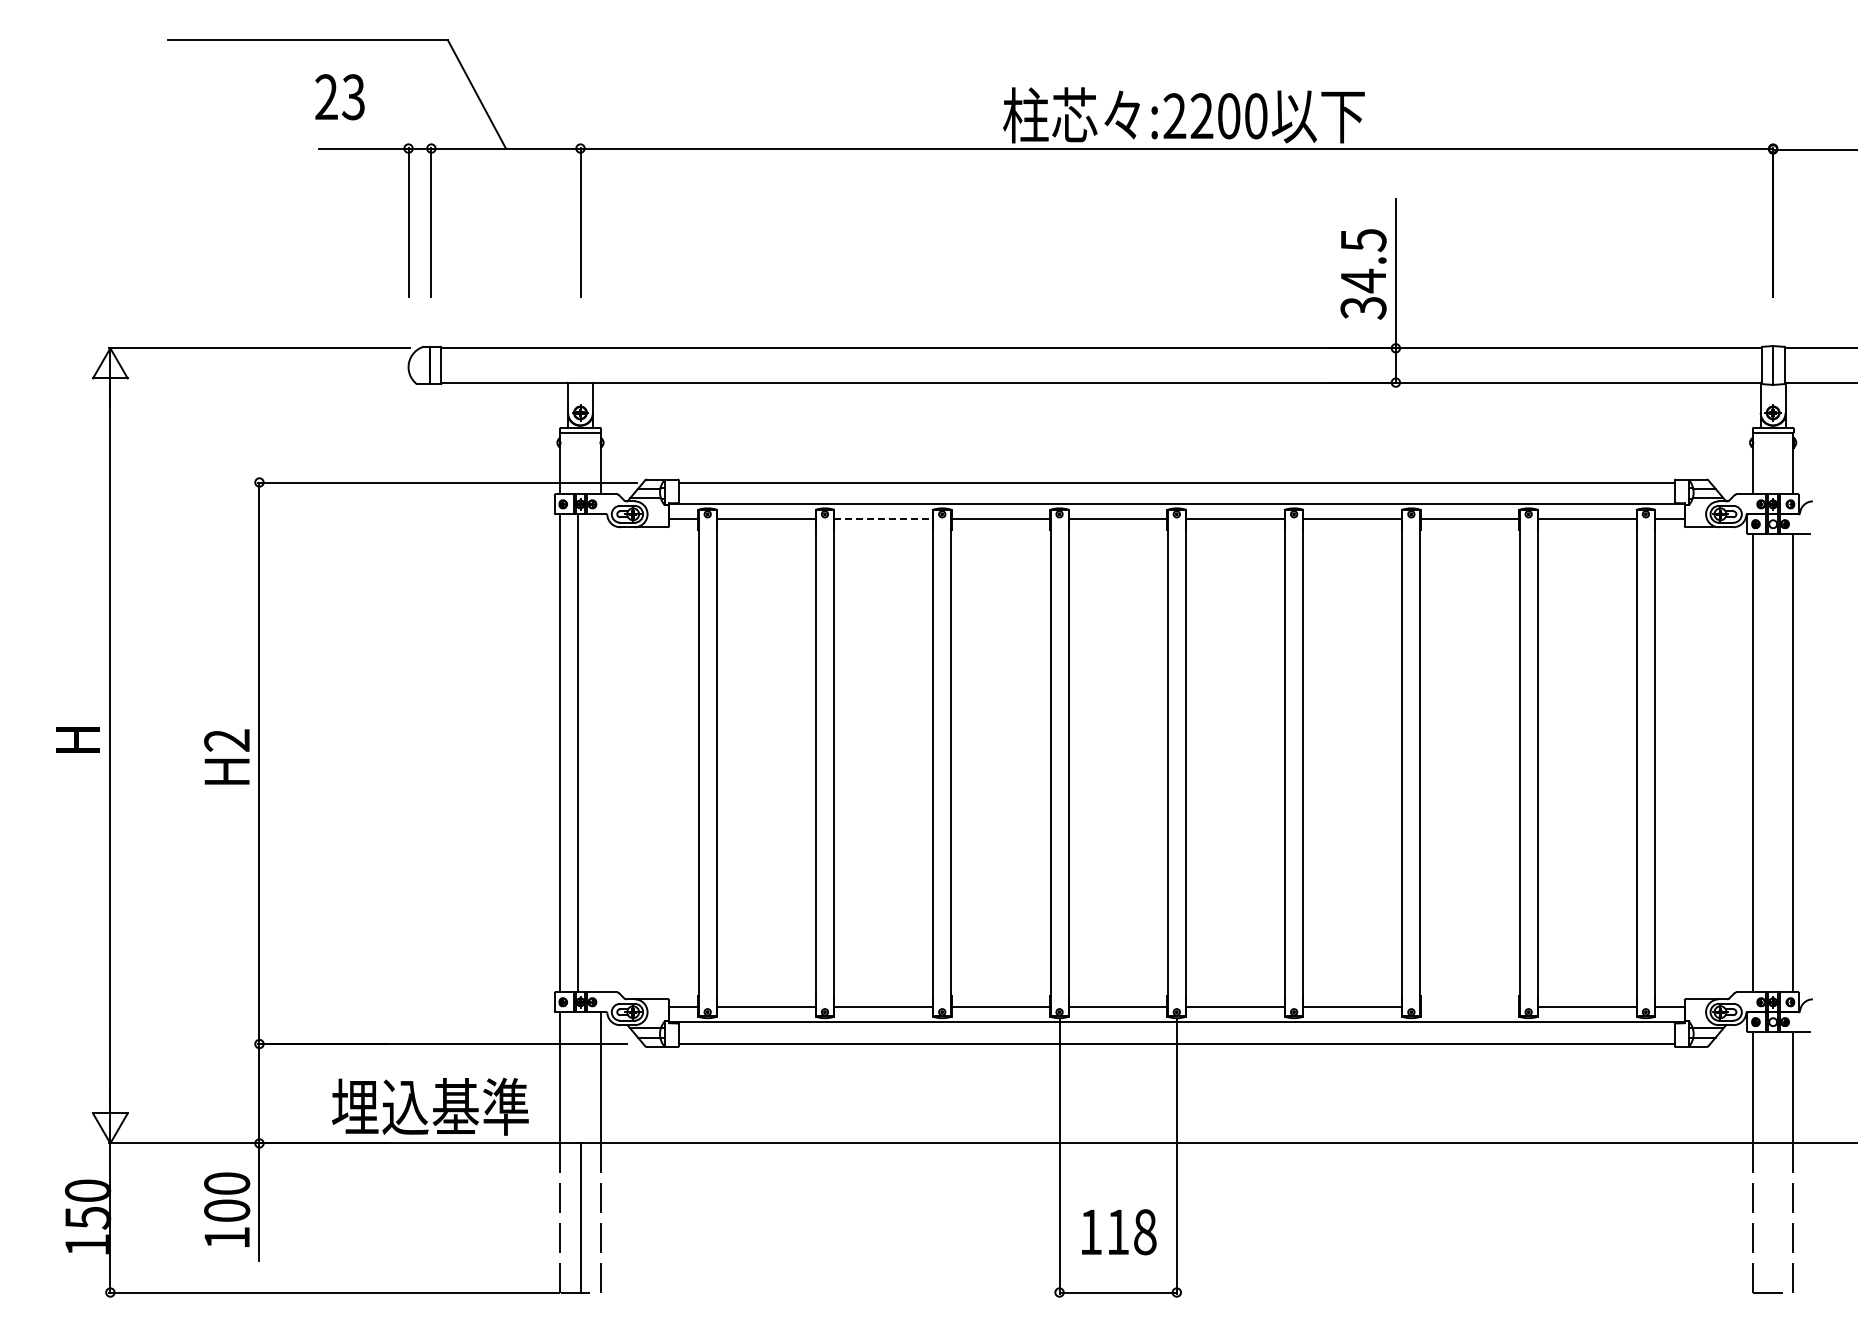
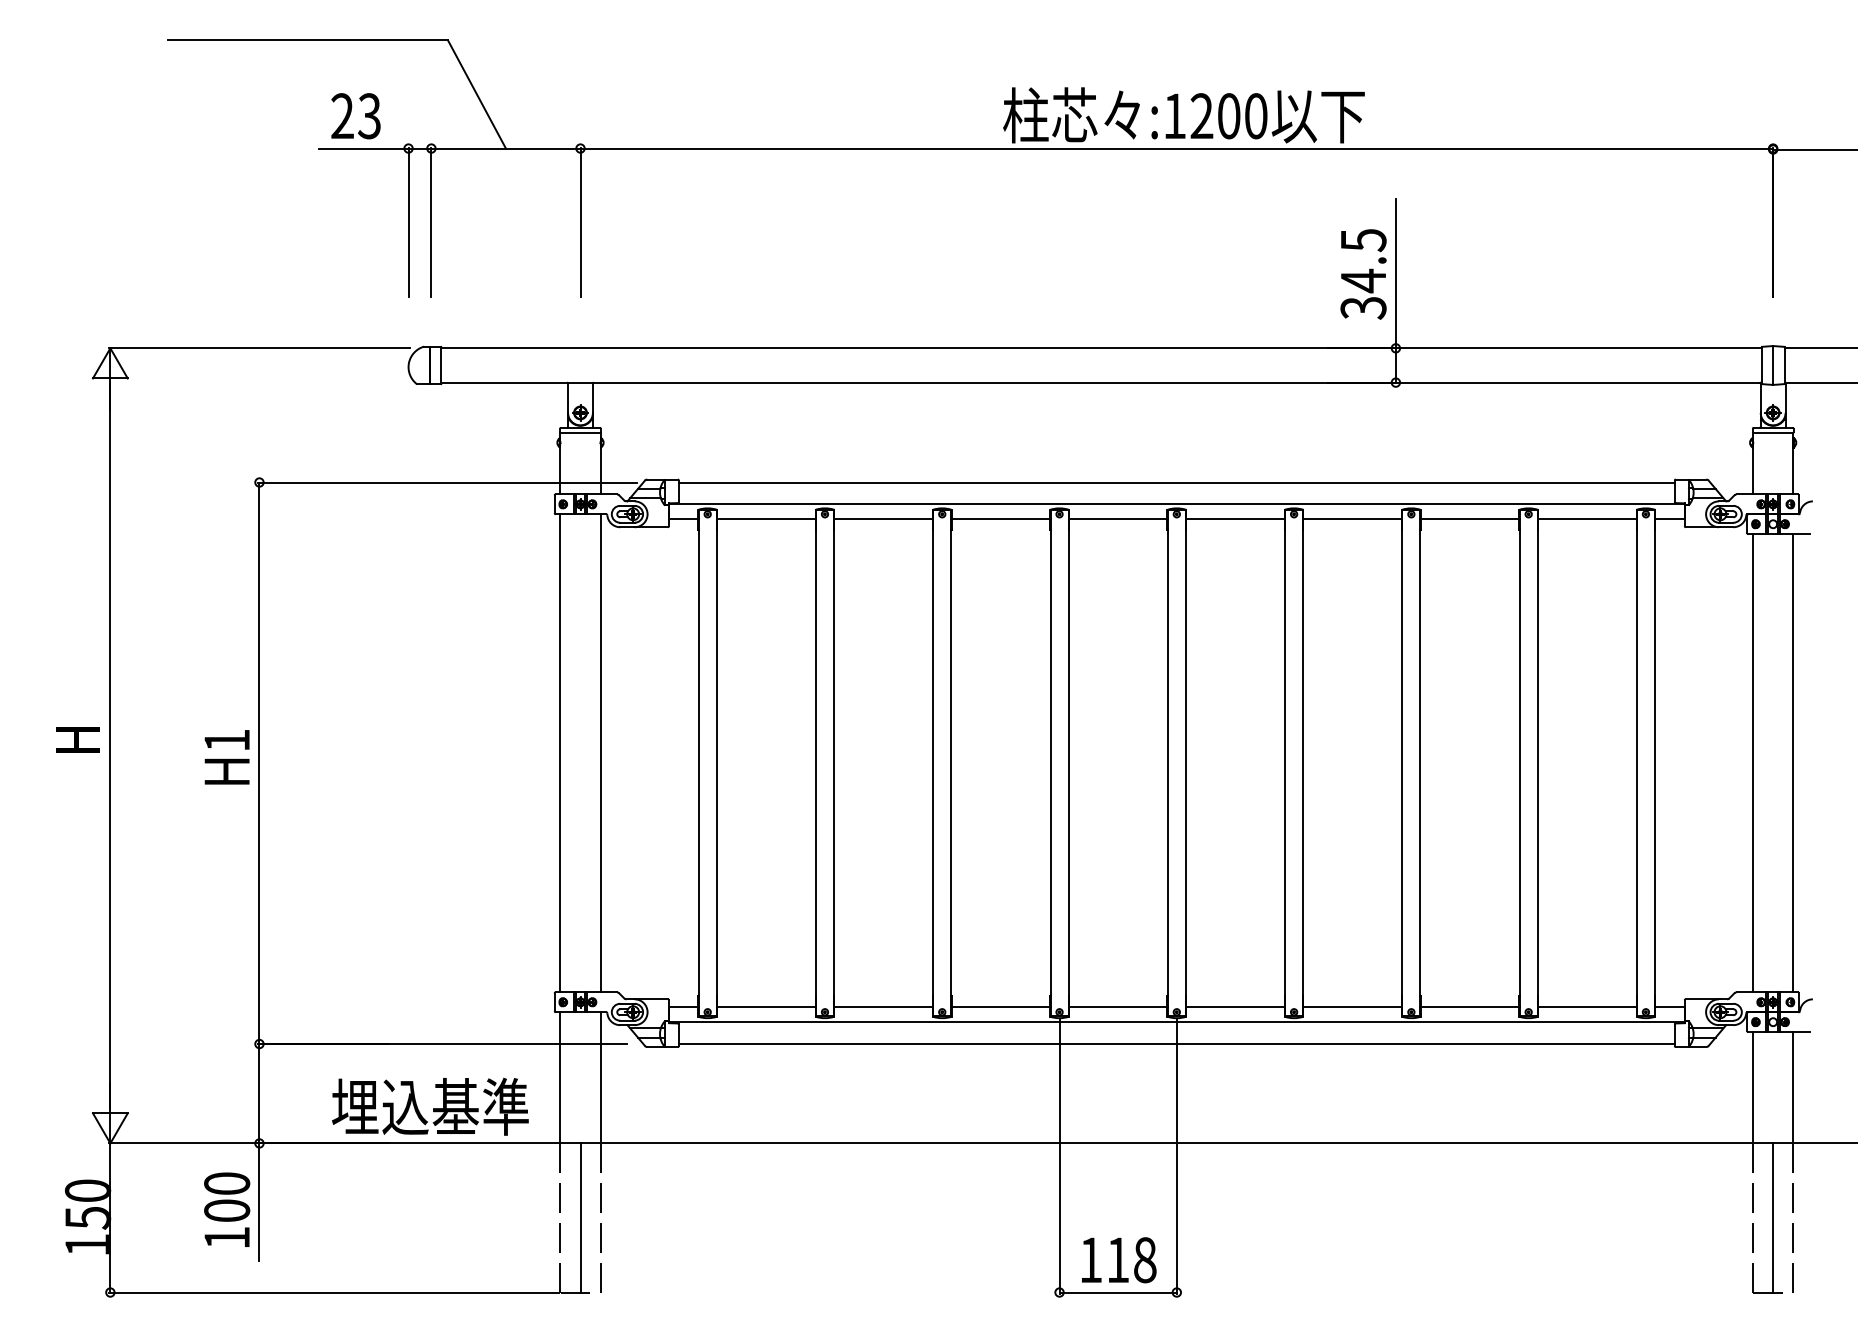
text position: (339, 97) -> (355, 116) (355, 116)
text: :2200 -> :1200 (1174, 115)
line: dashed -> solid (883, 519)
text: H2 -> H1 (226, 740)
line position: (577, 753) -> (600, 753) (600, 753)
line: none -> present (1469, 1007)
line: none -> present (1773, 1217)
text position: (1119, 1232) -> (1119, 1260) (1119, 1260)
